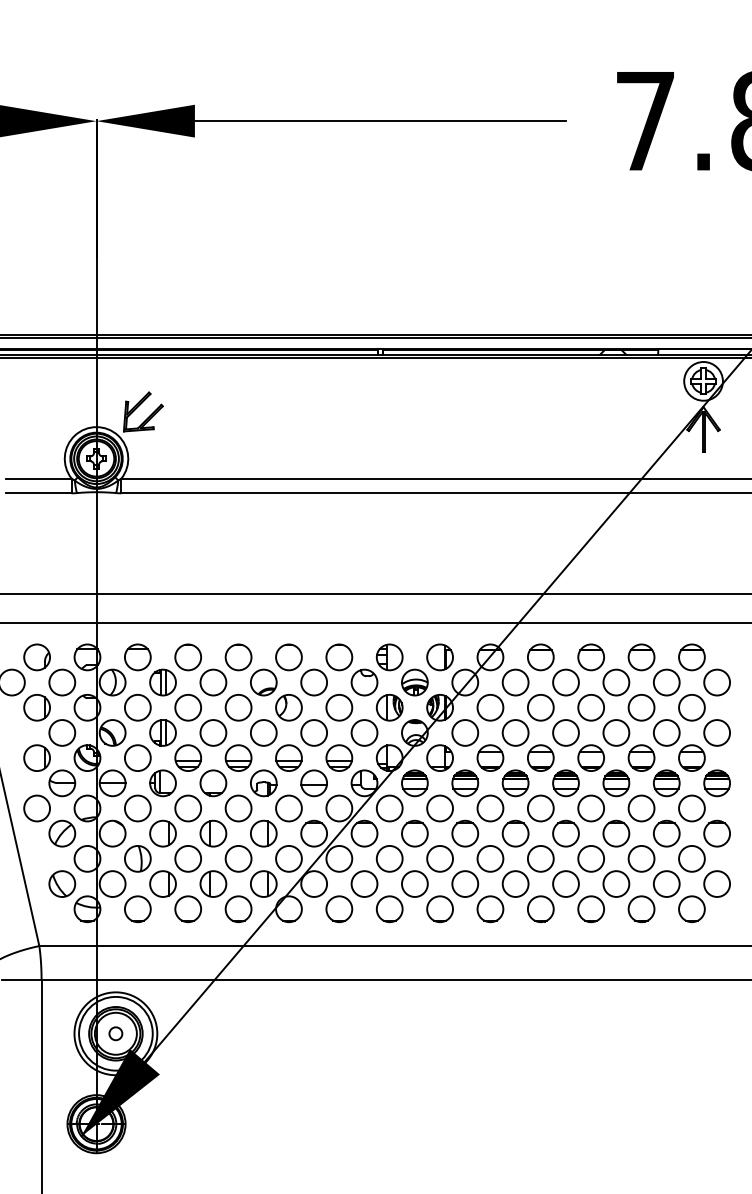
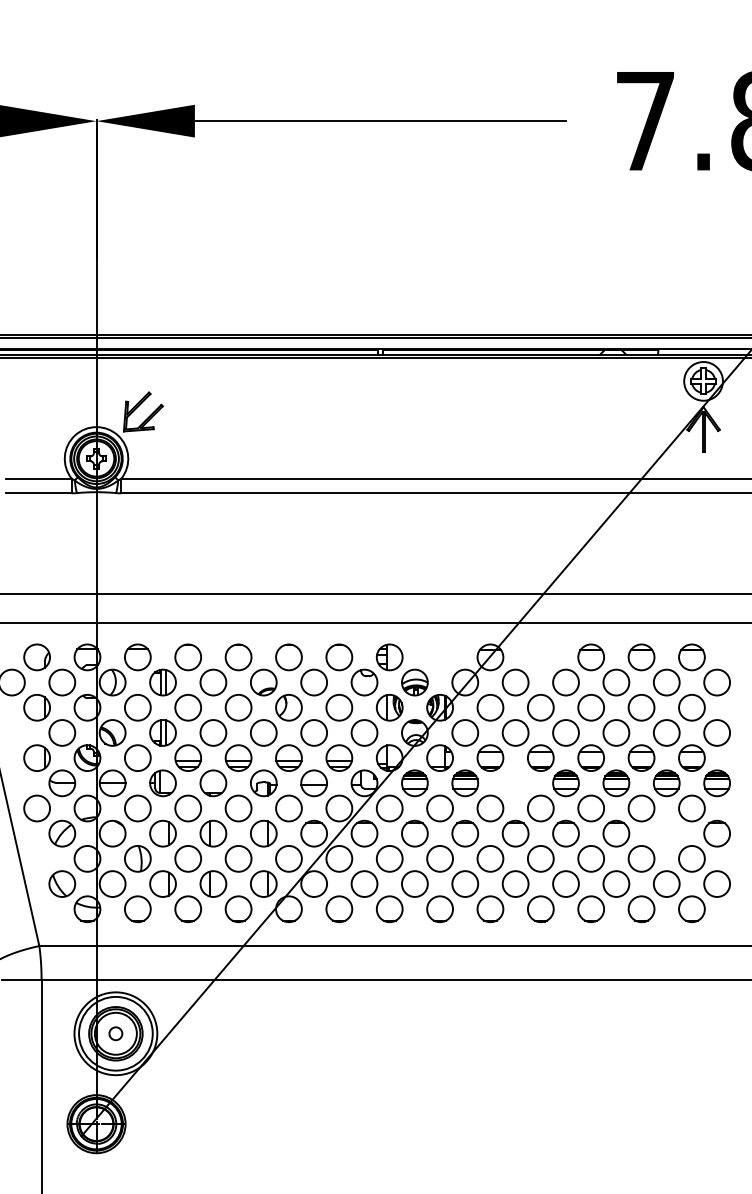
part: present -> none (439, 657)
part: present -> none (540, 657)
part: present -> none (515, 783)
part: present -> none (666, 833)
fill: present -> none (120, 1092)
